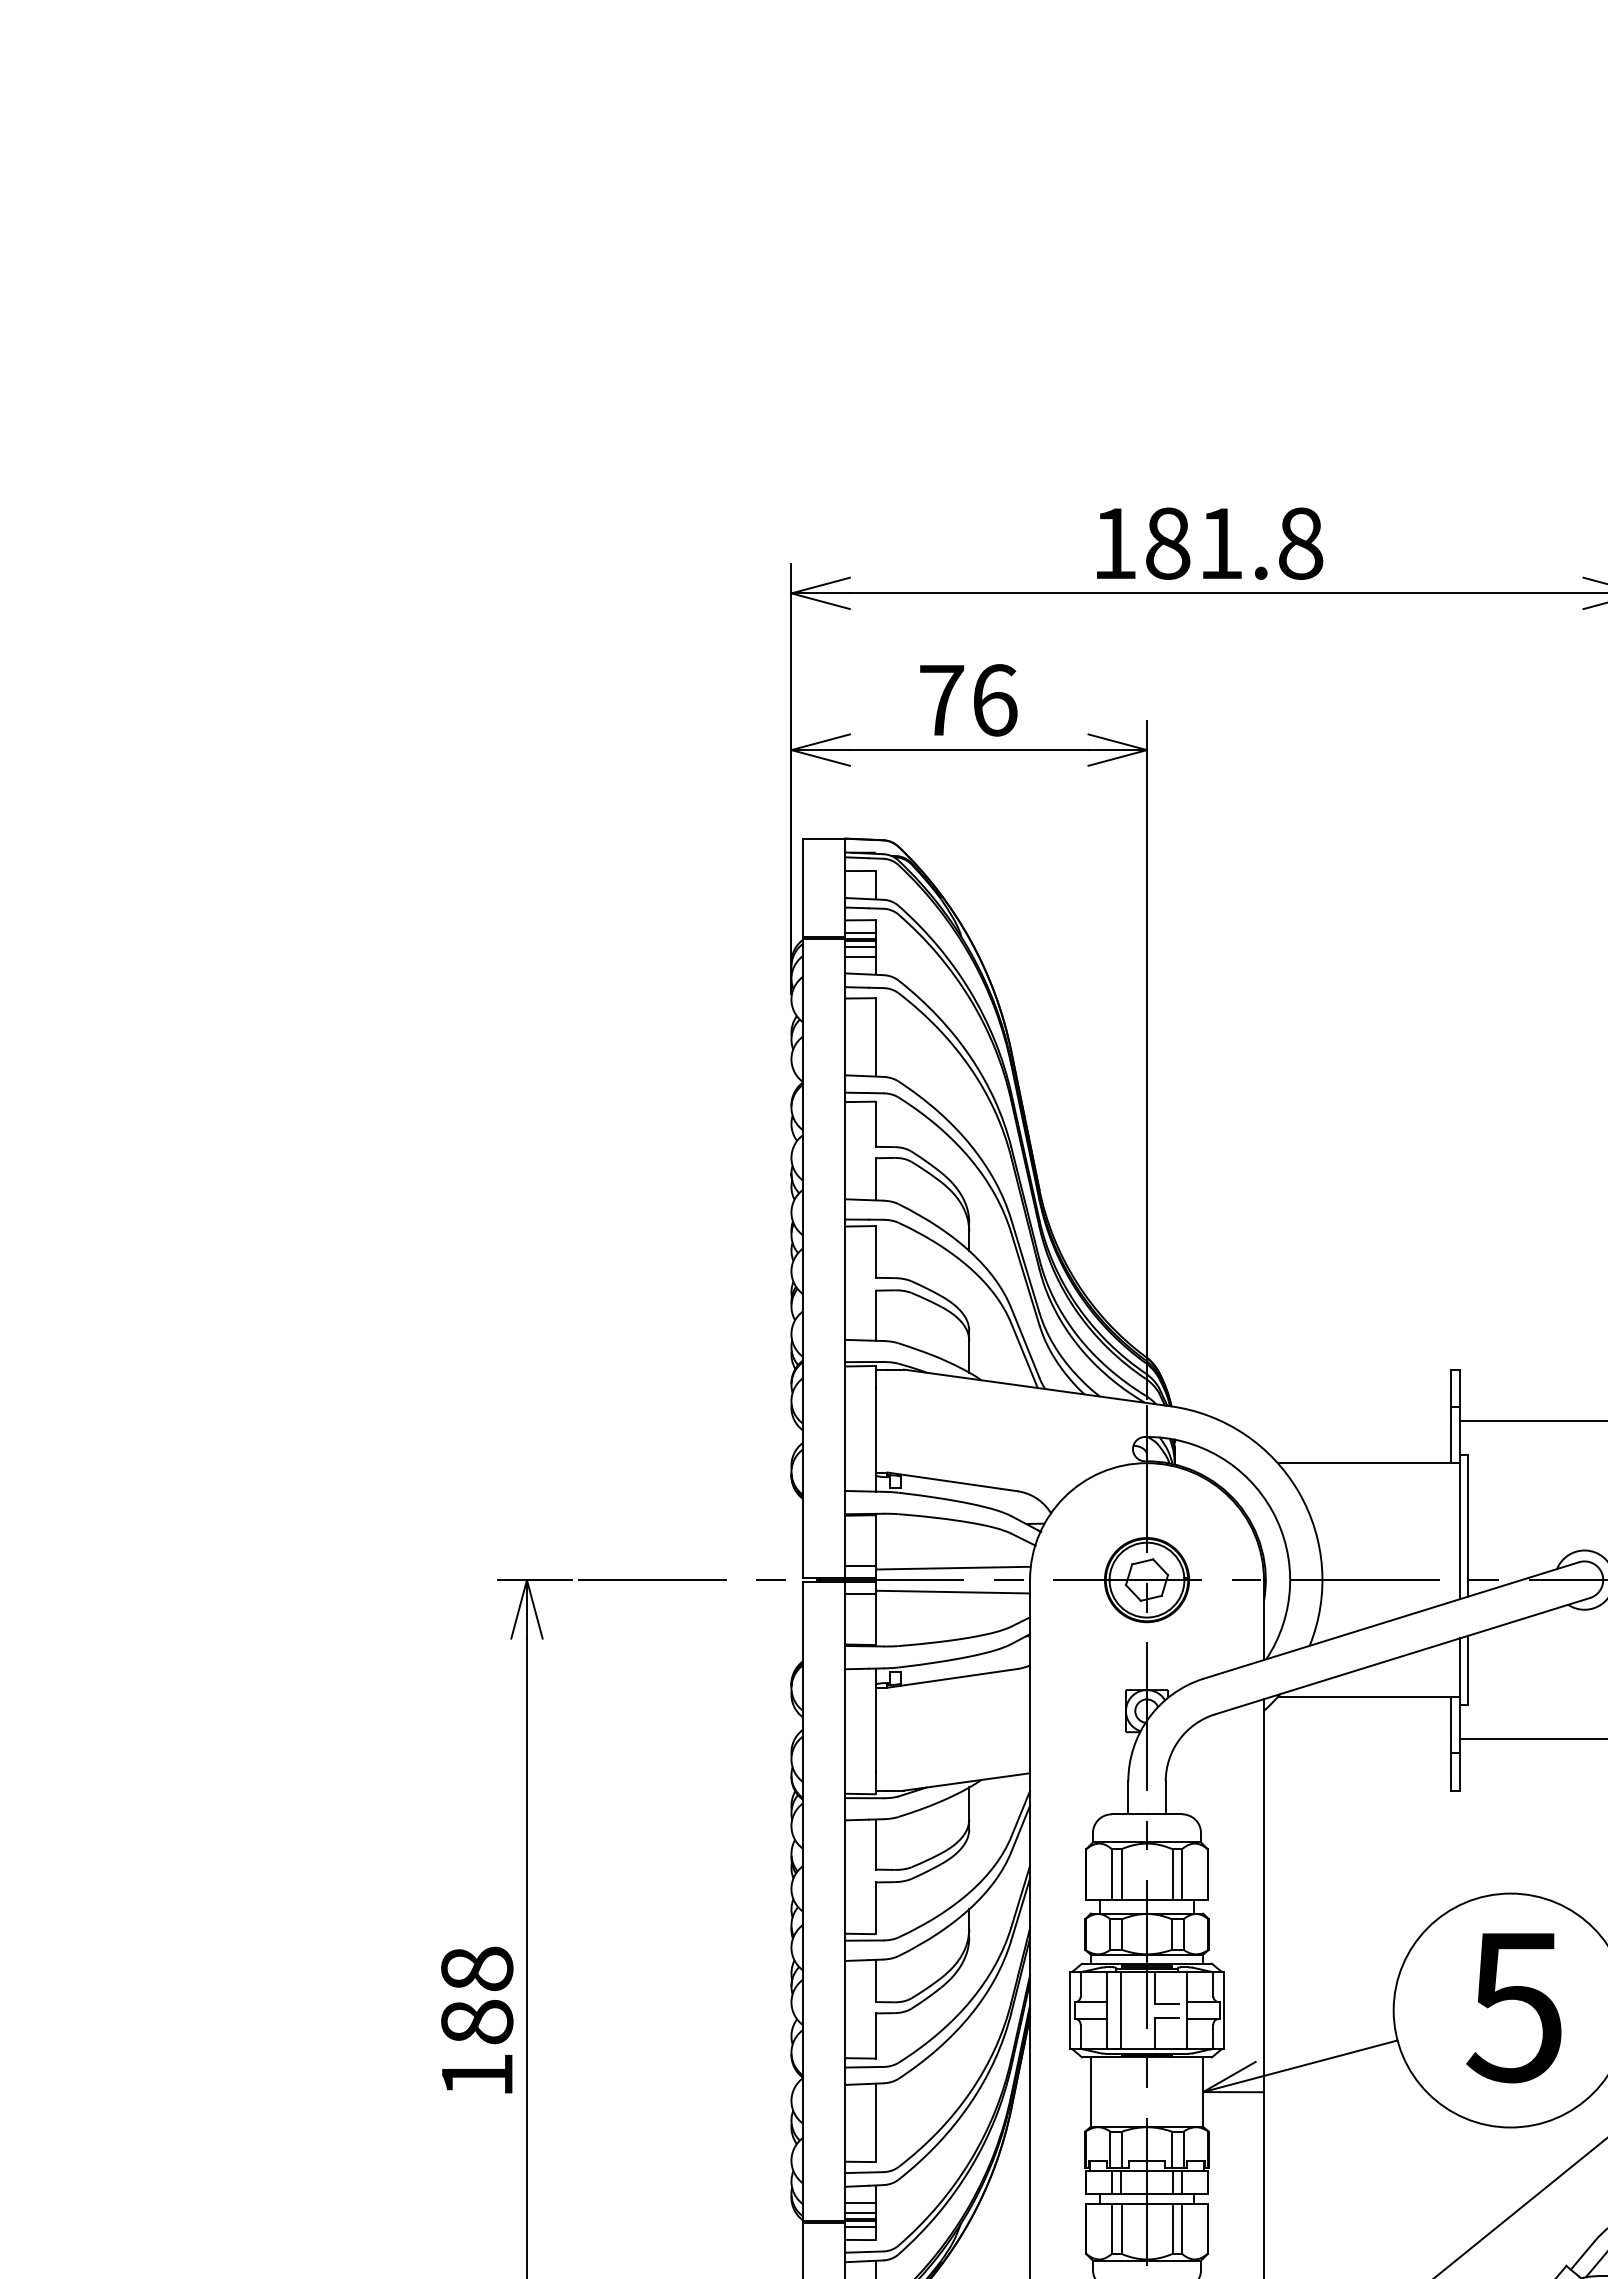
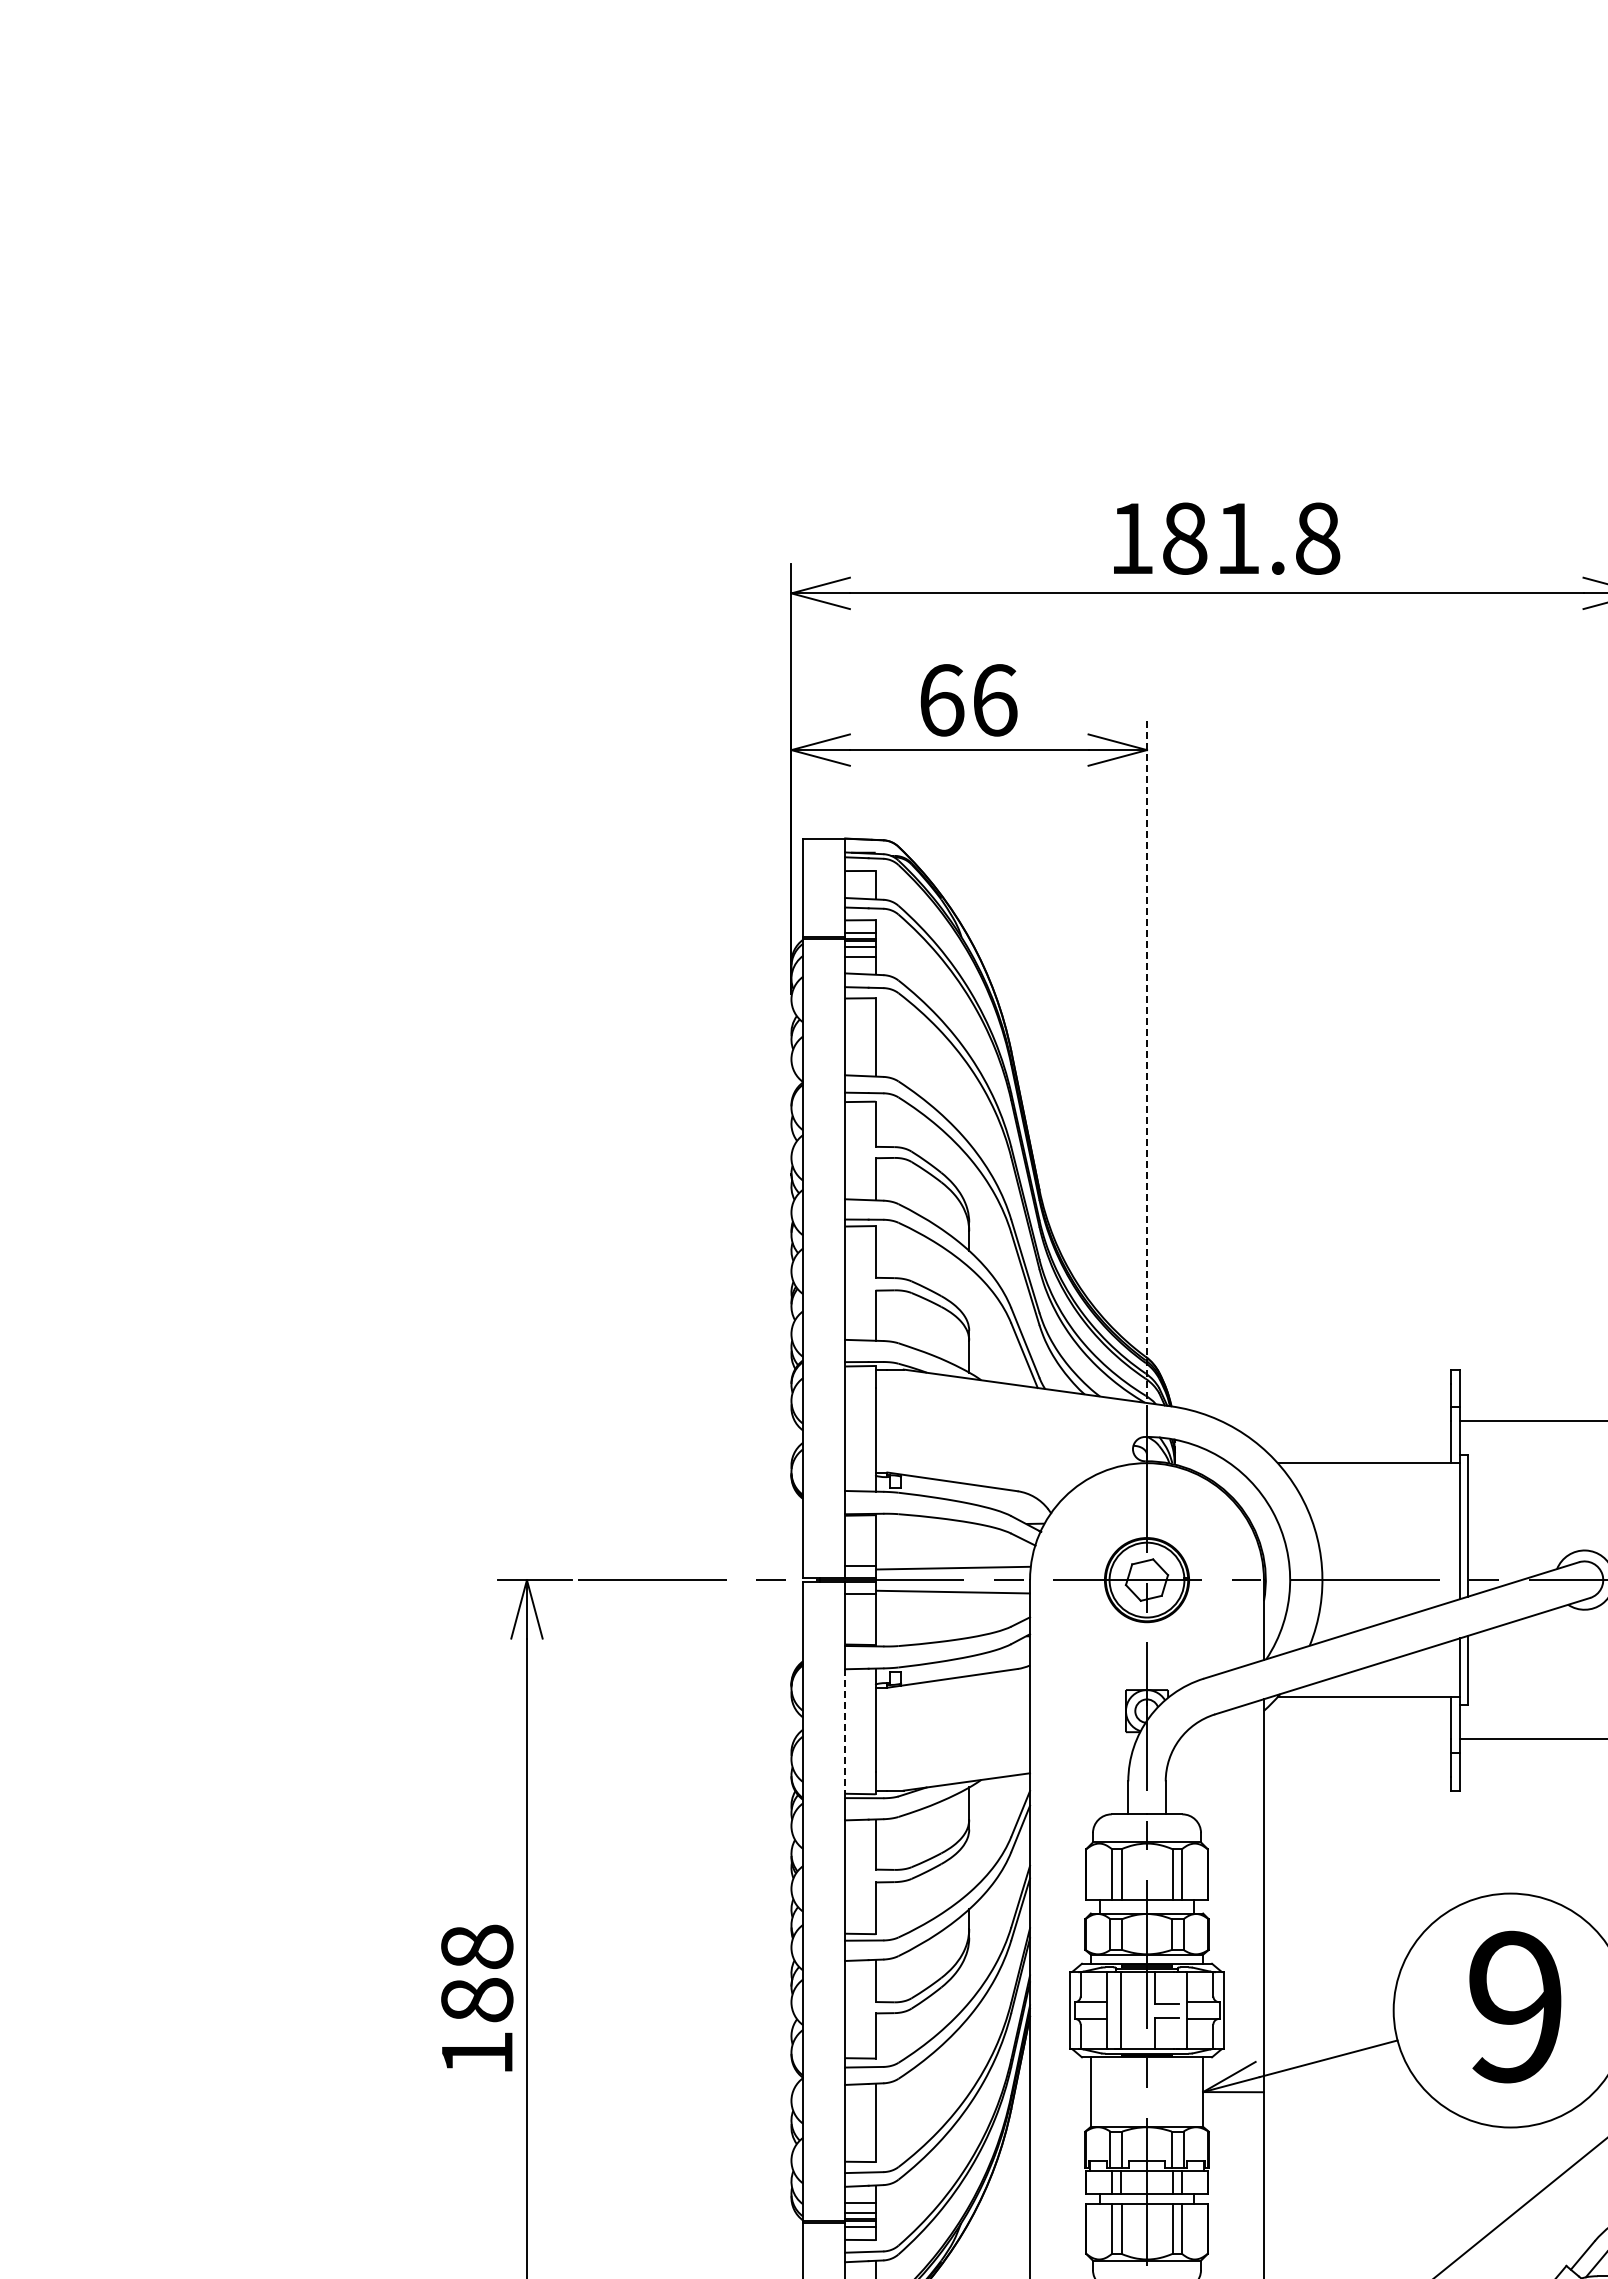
text position: (1210, 543) -> (1227, 538) (1227, 538)
text: 76 -> 66 (942, 700)
line: solid -> dashed (1147, 1059)
line: solid -> dashed (845, 1734)
text: 5 -> 9 (1513, 2006)
text position: (477, 2019) -> (477, 1997) (477, 1997)
